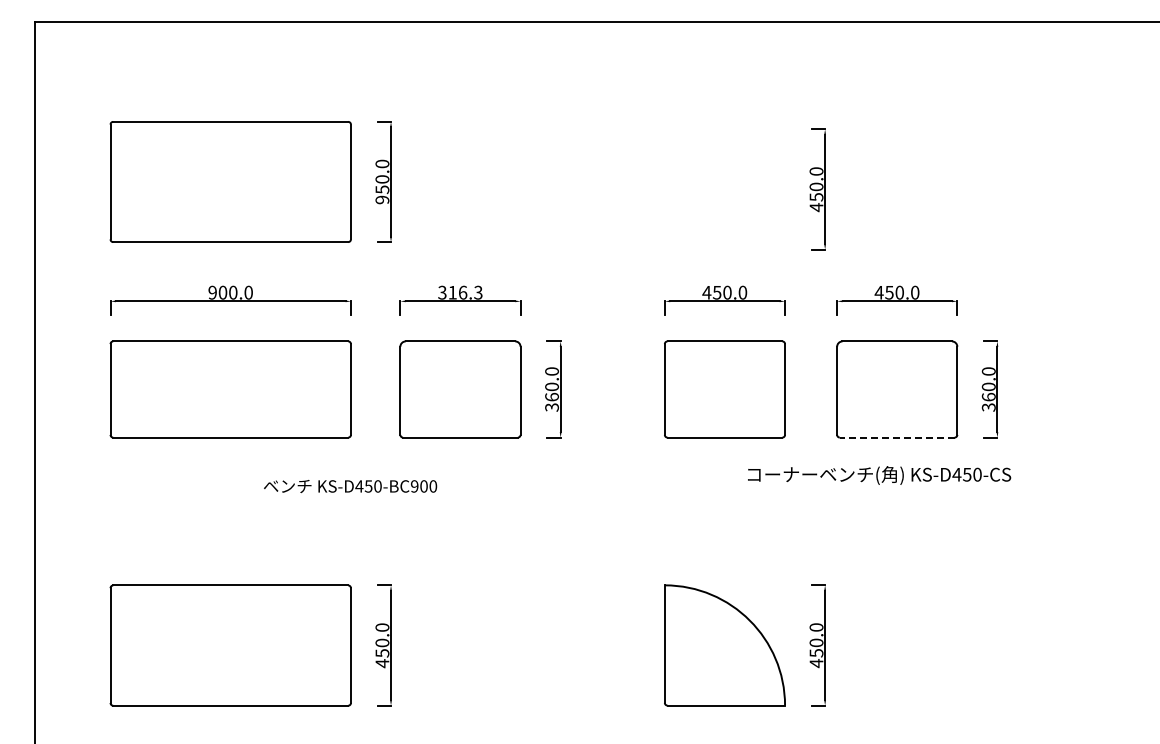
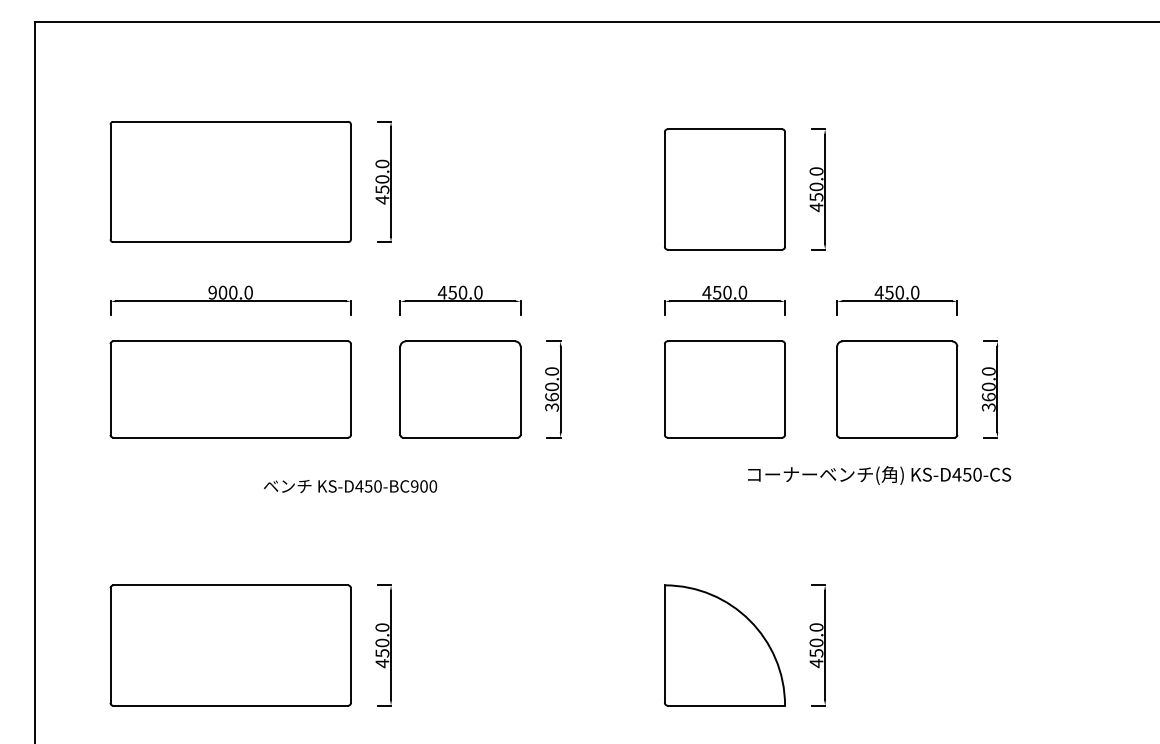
part: none -> present (724, 189)
text: 950.0 -> 450.0 (382, 199)
text: 316.3 -> 450.0 (459, 292)
line: dashed -> solid (896, 437)
